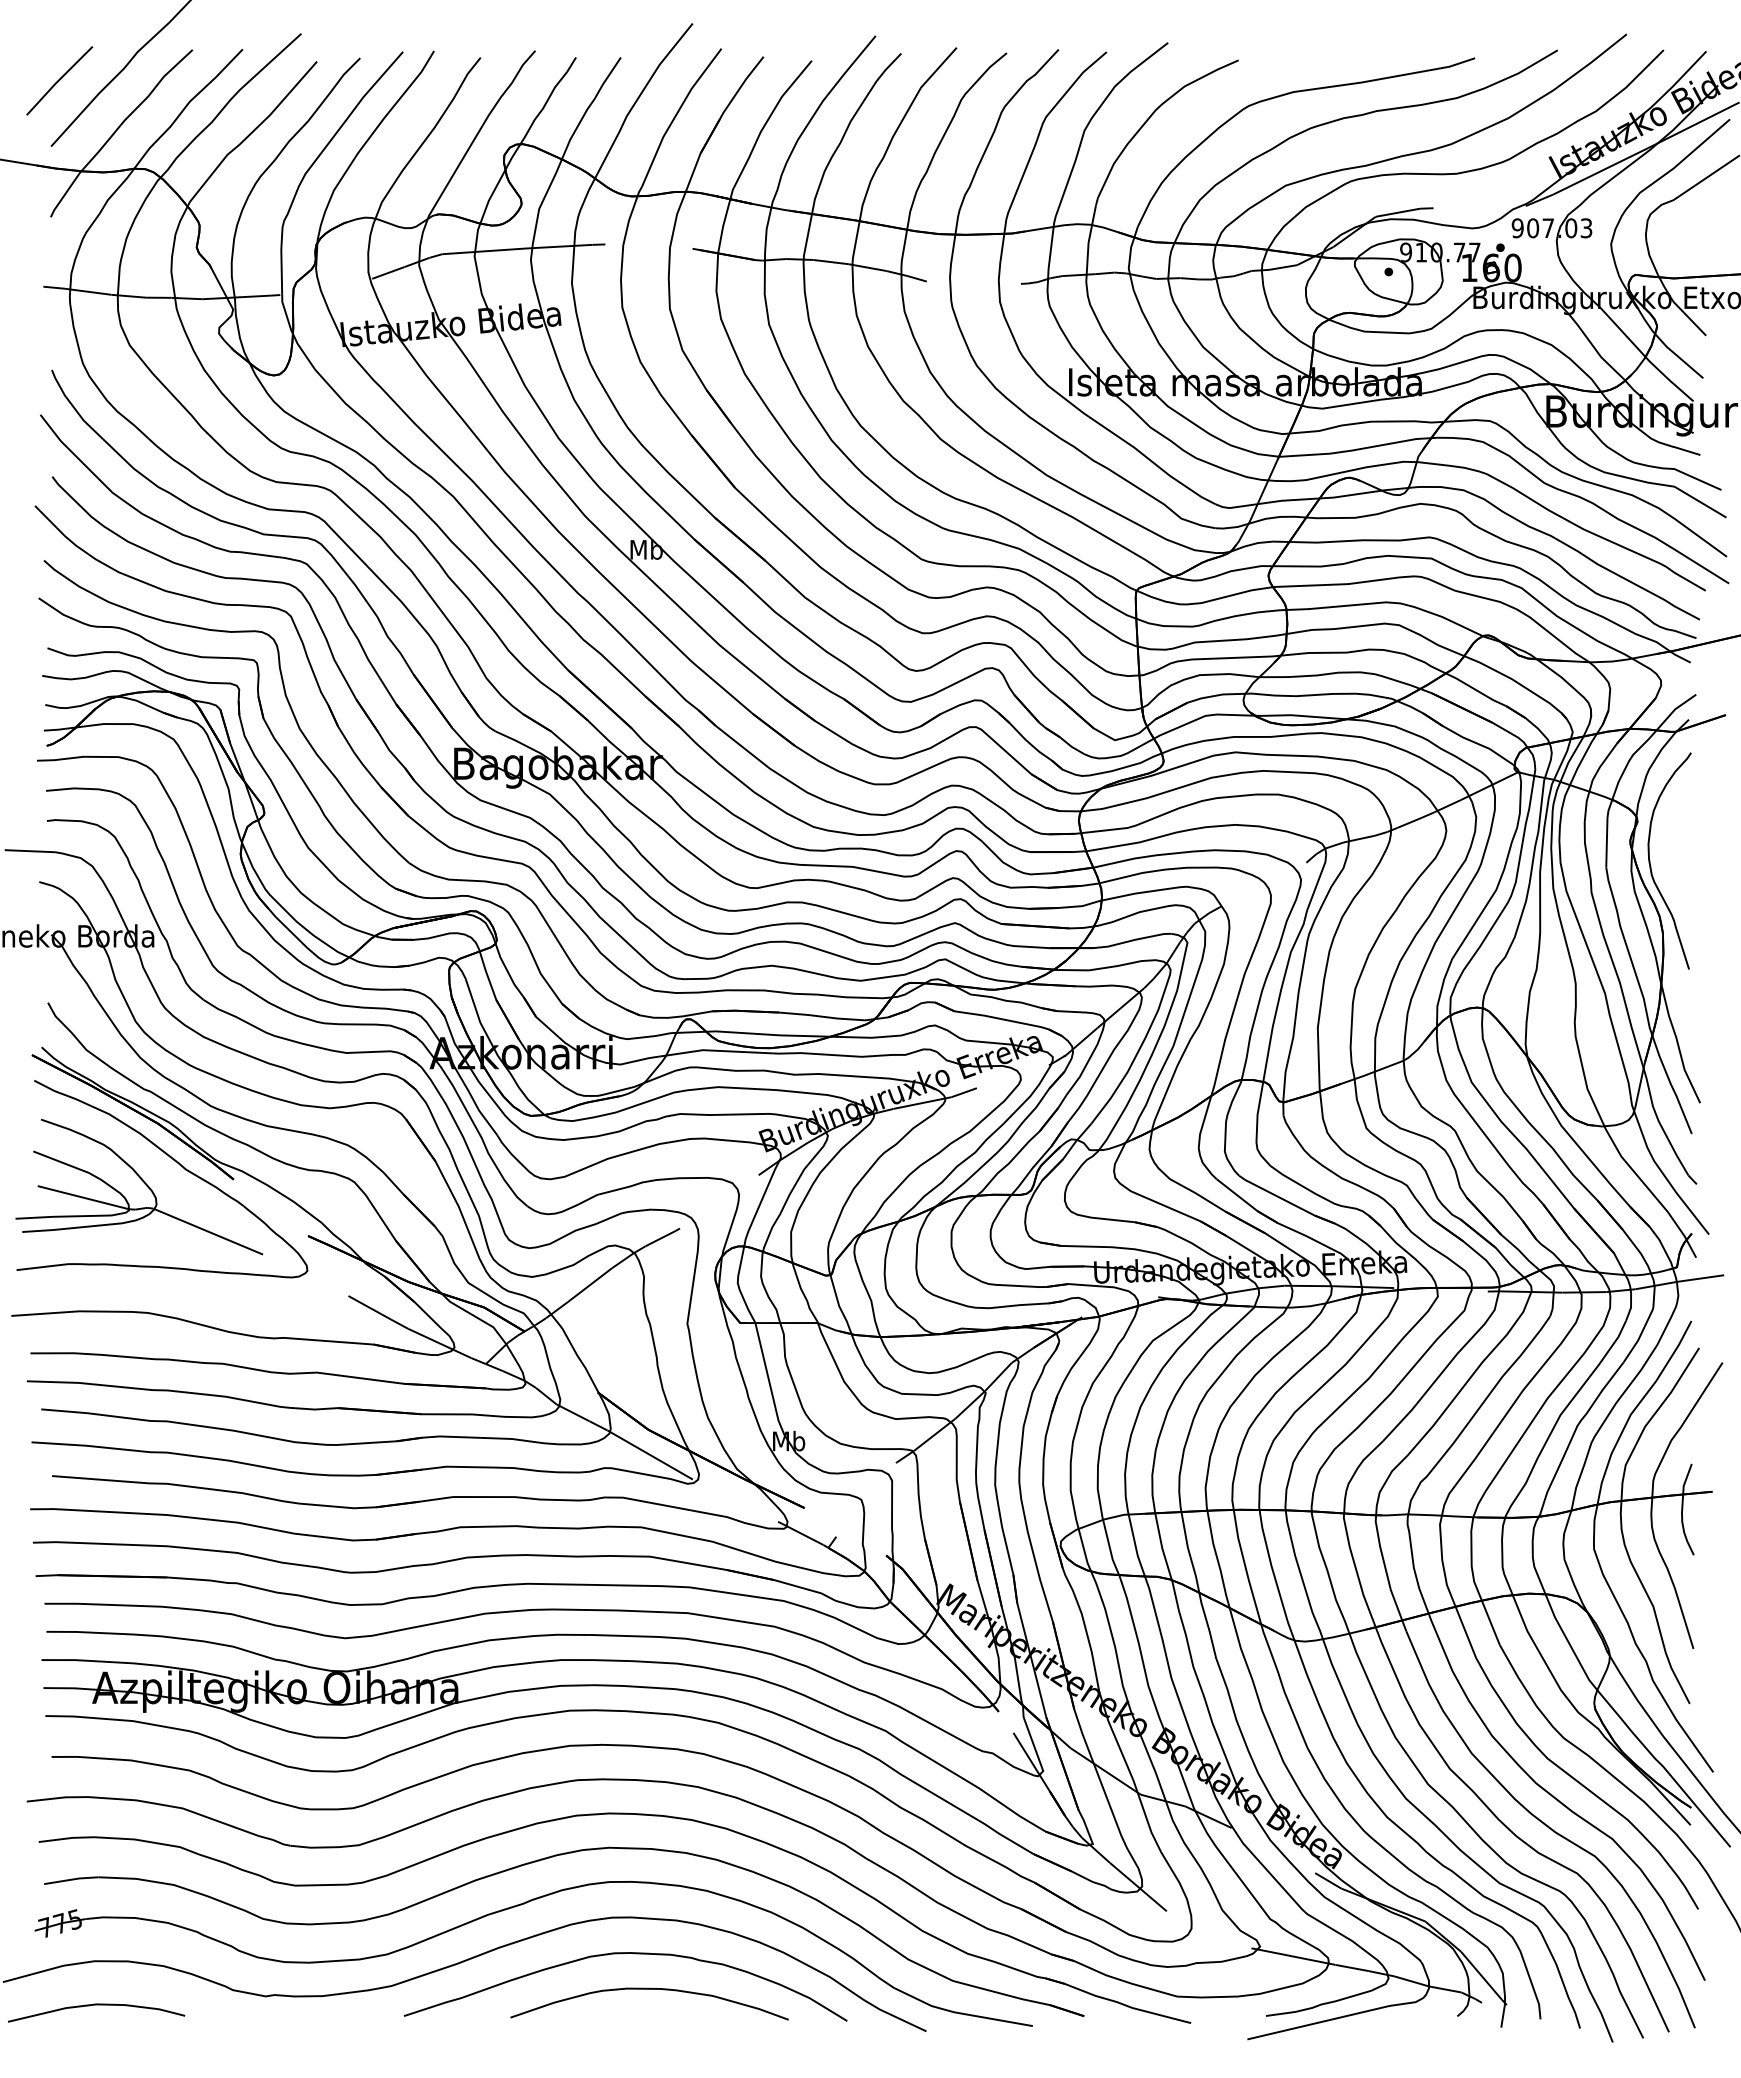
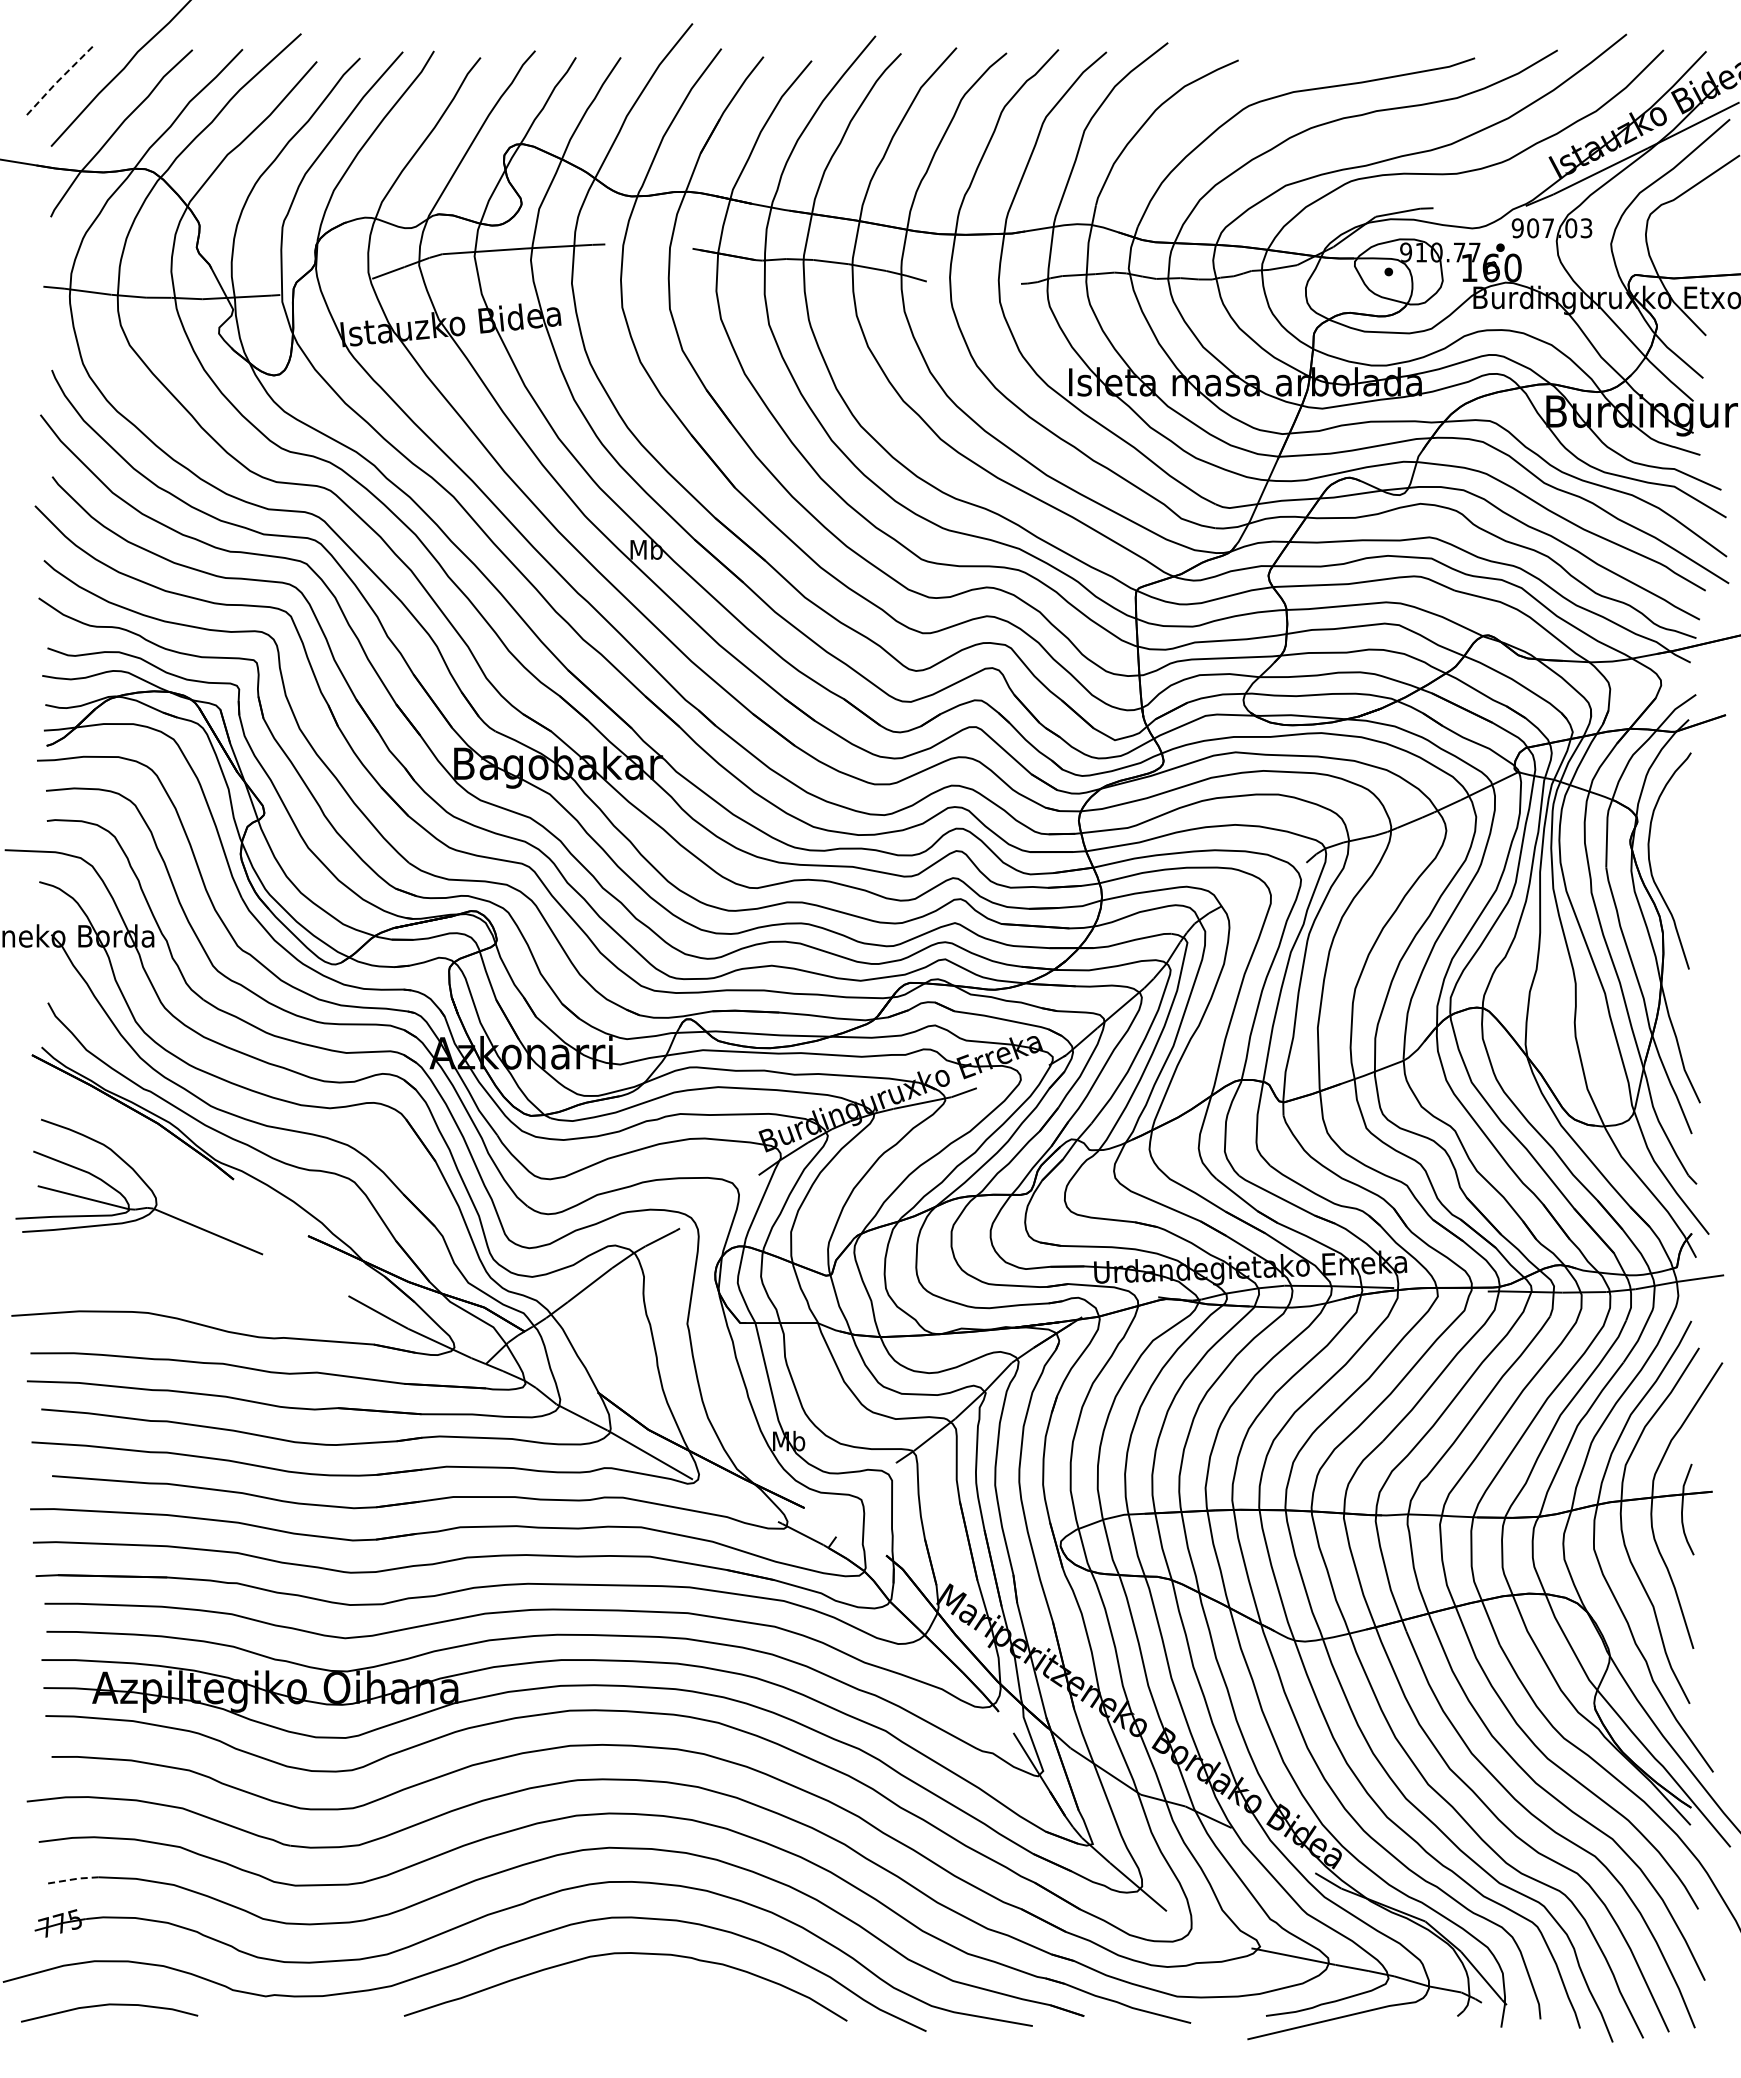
line: solid -> dashed (58, 81)
part: present -> none (174, 1161)
line: solid -> dashed (71, 1879)
curve: present -> none (649, 1989)
curve position: (96, 2005) -> (109, 2005) (109, 2005)
